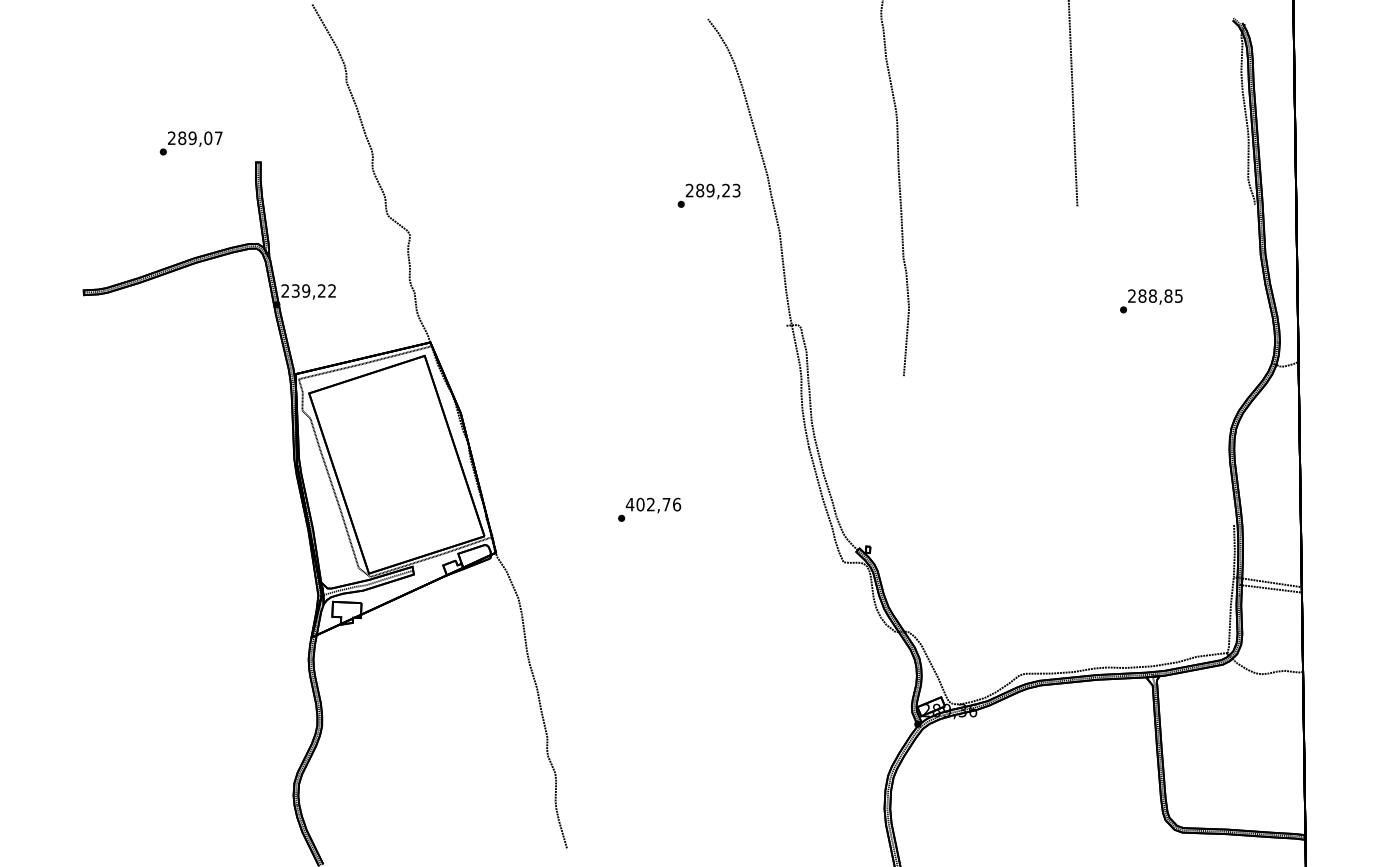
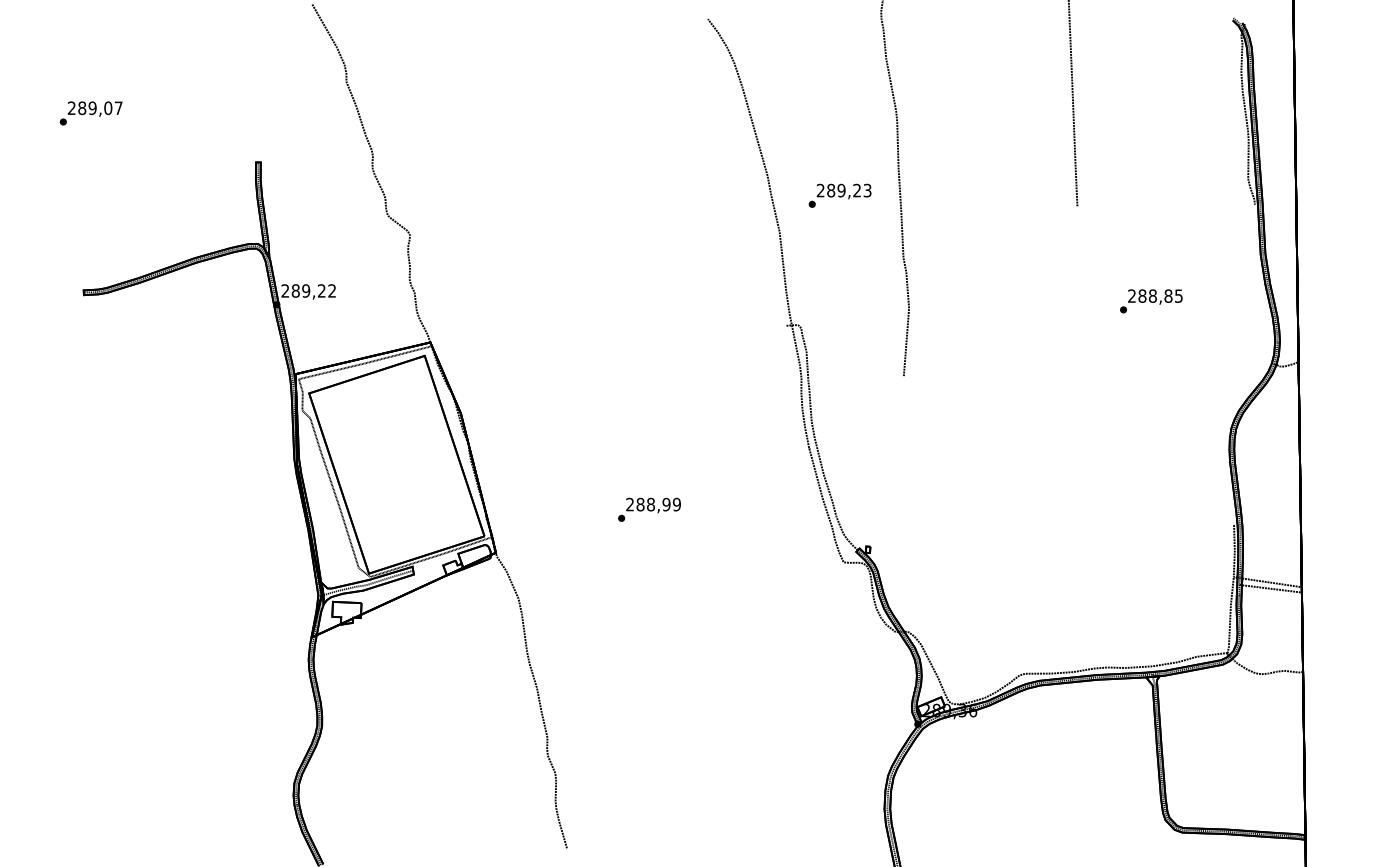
text position: (190, 143) -> (90, 113) (90, 113)
text position: (708, 195) -> (839, 195) (839, 195)
text: 239,22 -> 289,22 (295, 290)
text: 402,76 -> 288,99 (653, 504)
